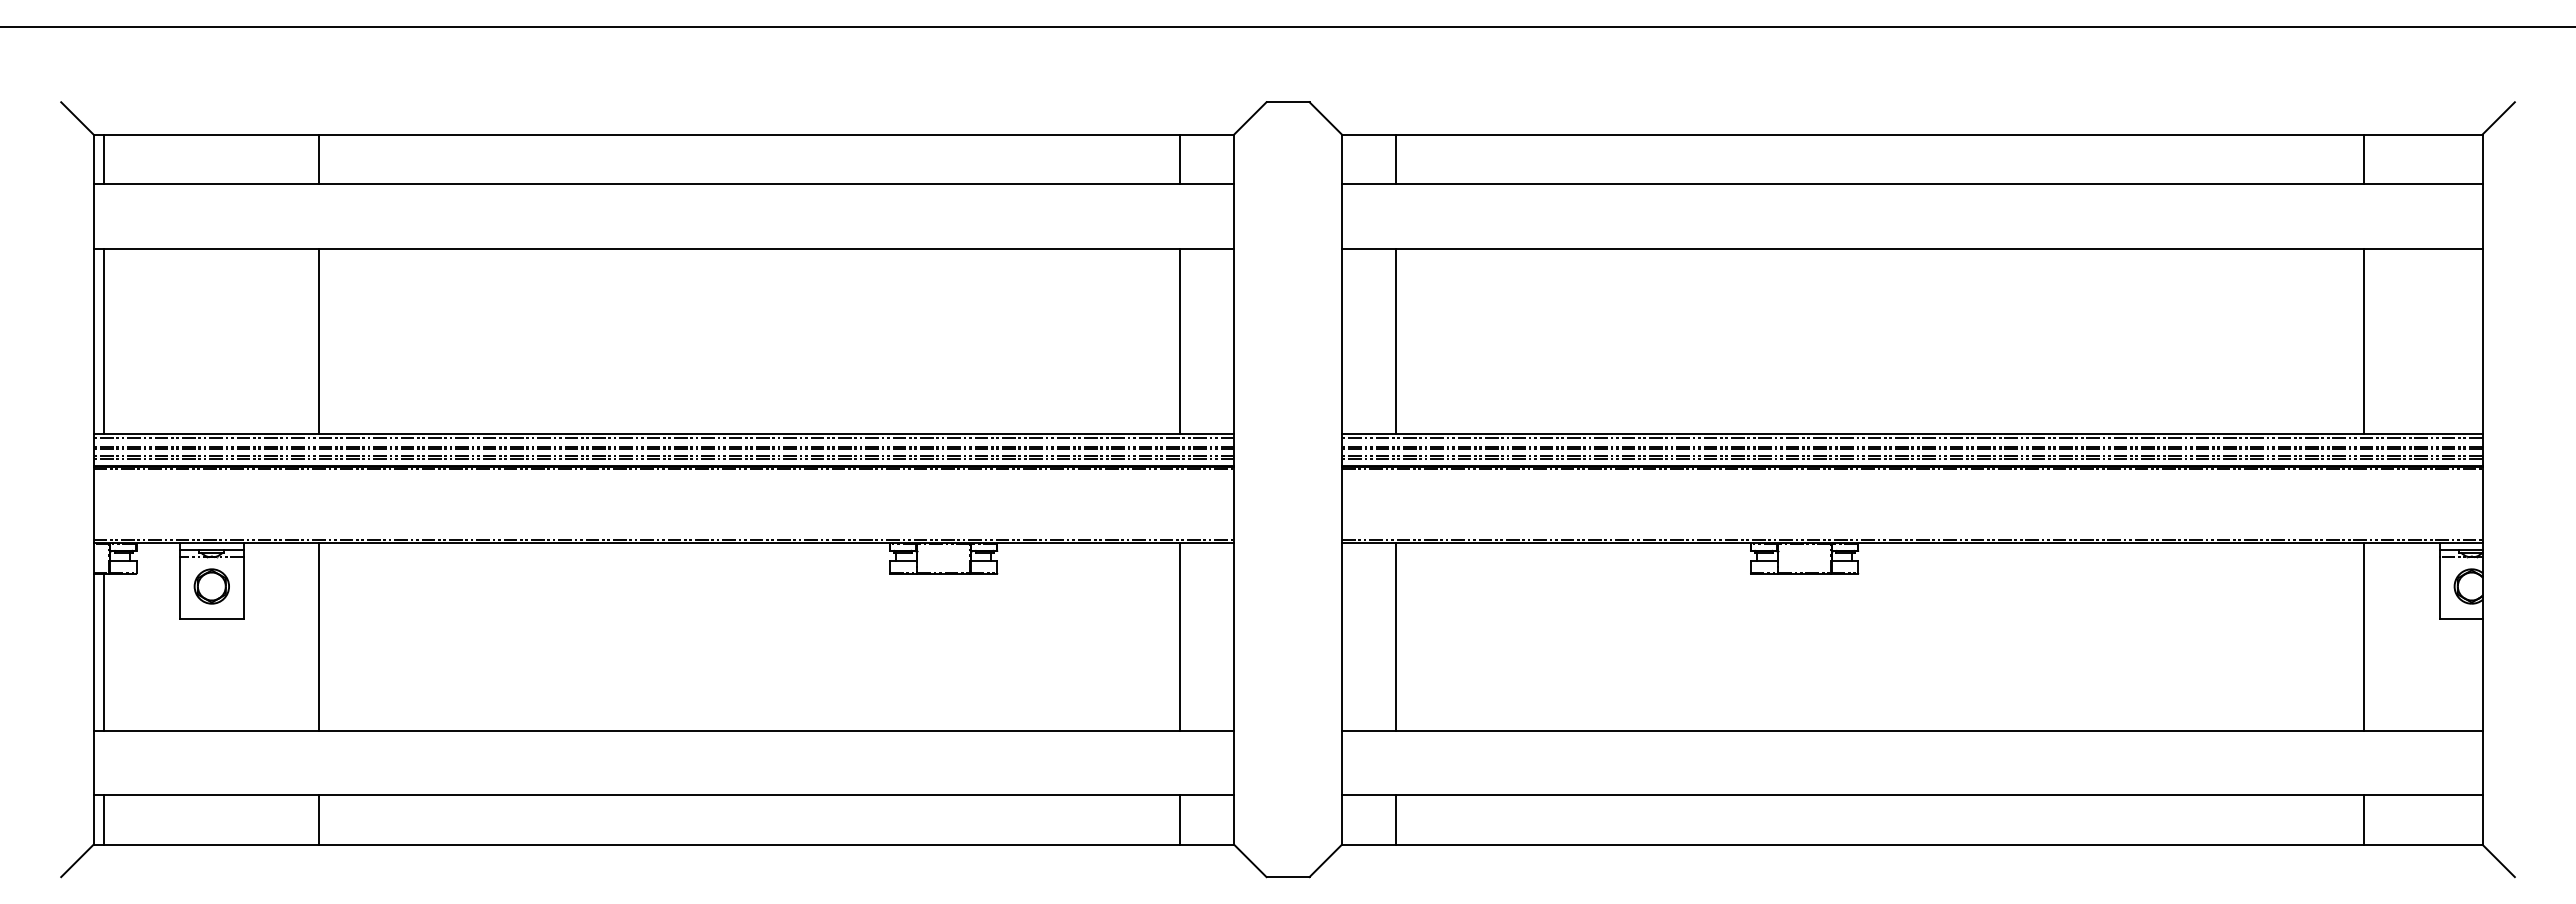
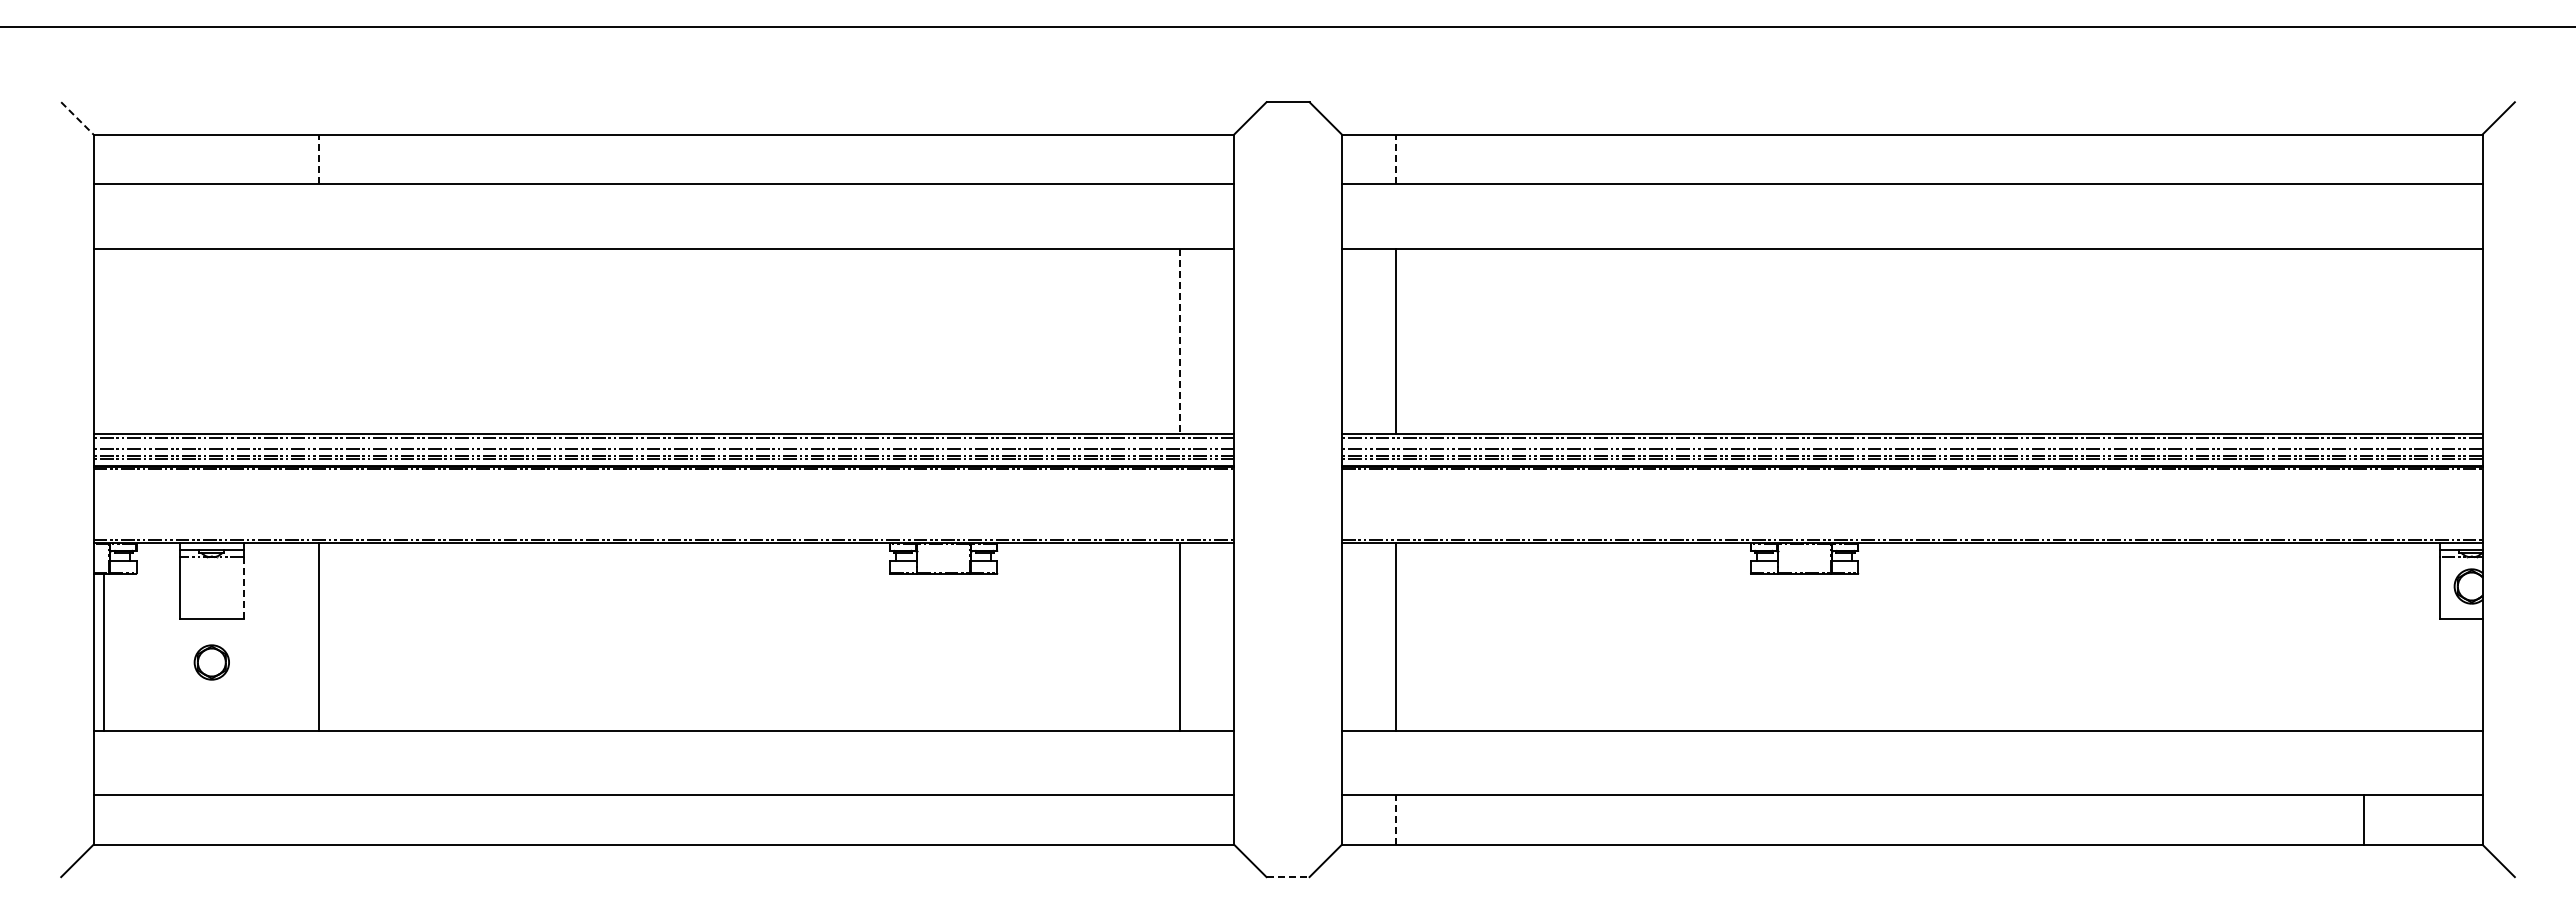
line: solid -> dashed (77, 118)
line: present -> none (104, 159)
line: solid -> dashed (319, 159)
line: present -> none (1180, 159)
line: solid -> dashed (1395, 159)
line: present -> none (2364, 159)
line: present -> none (104, 341)
line: present -> none (319, 341)
line: solid -> dashed (1180, 341)
line: present -> none (2364, 341)
line: present -> none (663, 446)
line: present -> none (1911, 446)
part position: (211, 586) -> (211, 662) (211, 662)
line: solid -> dashed (244, 588)
line: present -> none (2364, 636)
line: present -> none (104, 819)
line: present -> none (319, 819)
line: present -> none (1180, 819)
line: solid -> dashed (1395, 820)
line: solid -> dashed (1288, 877)
